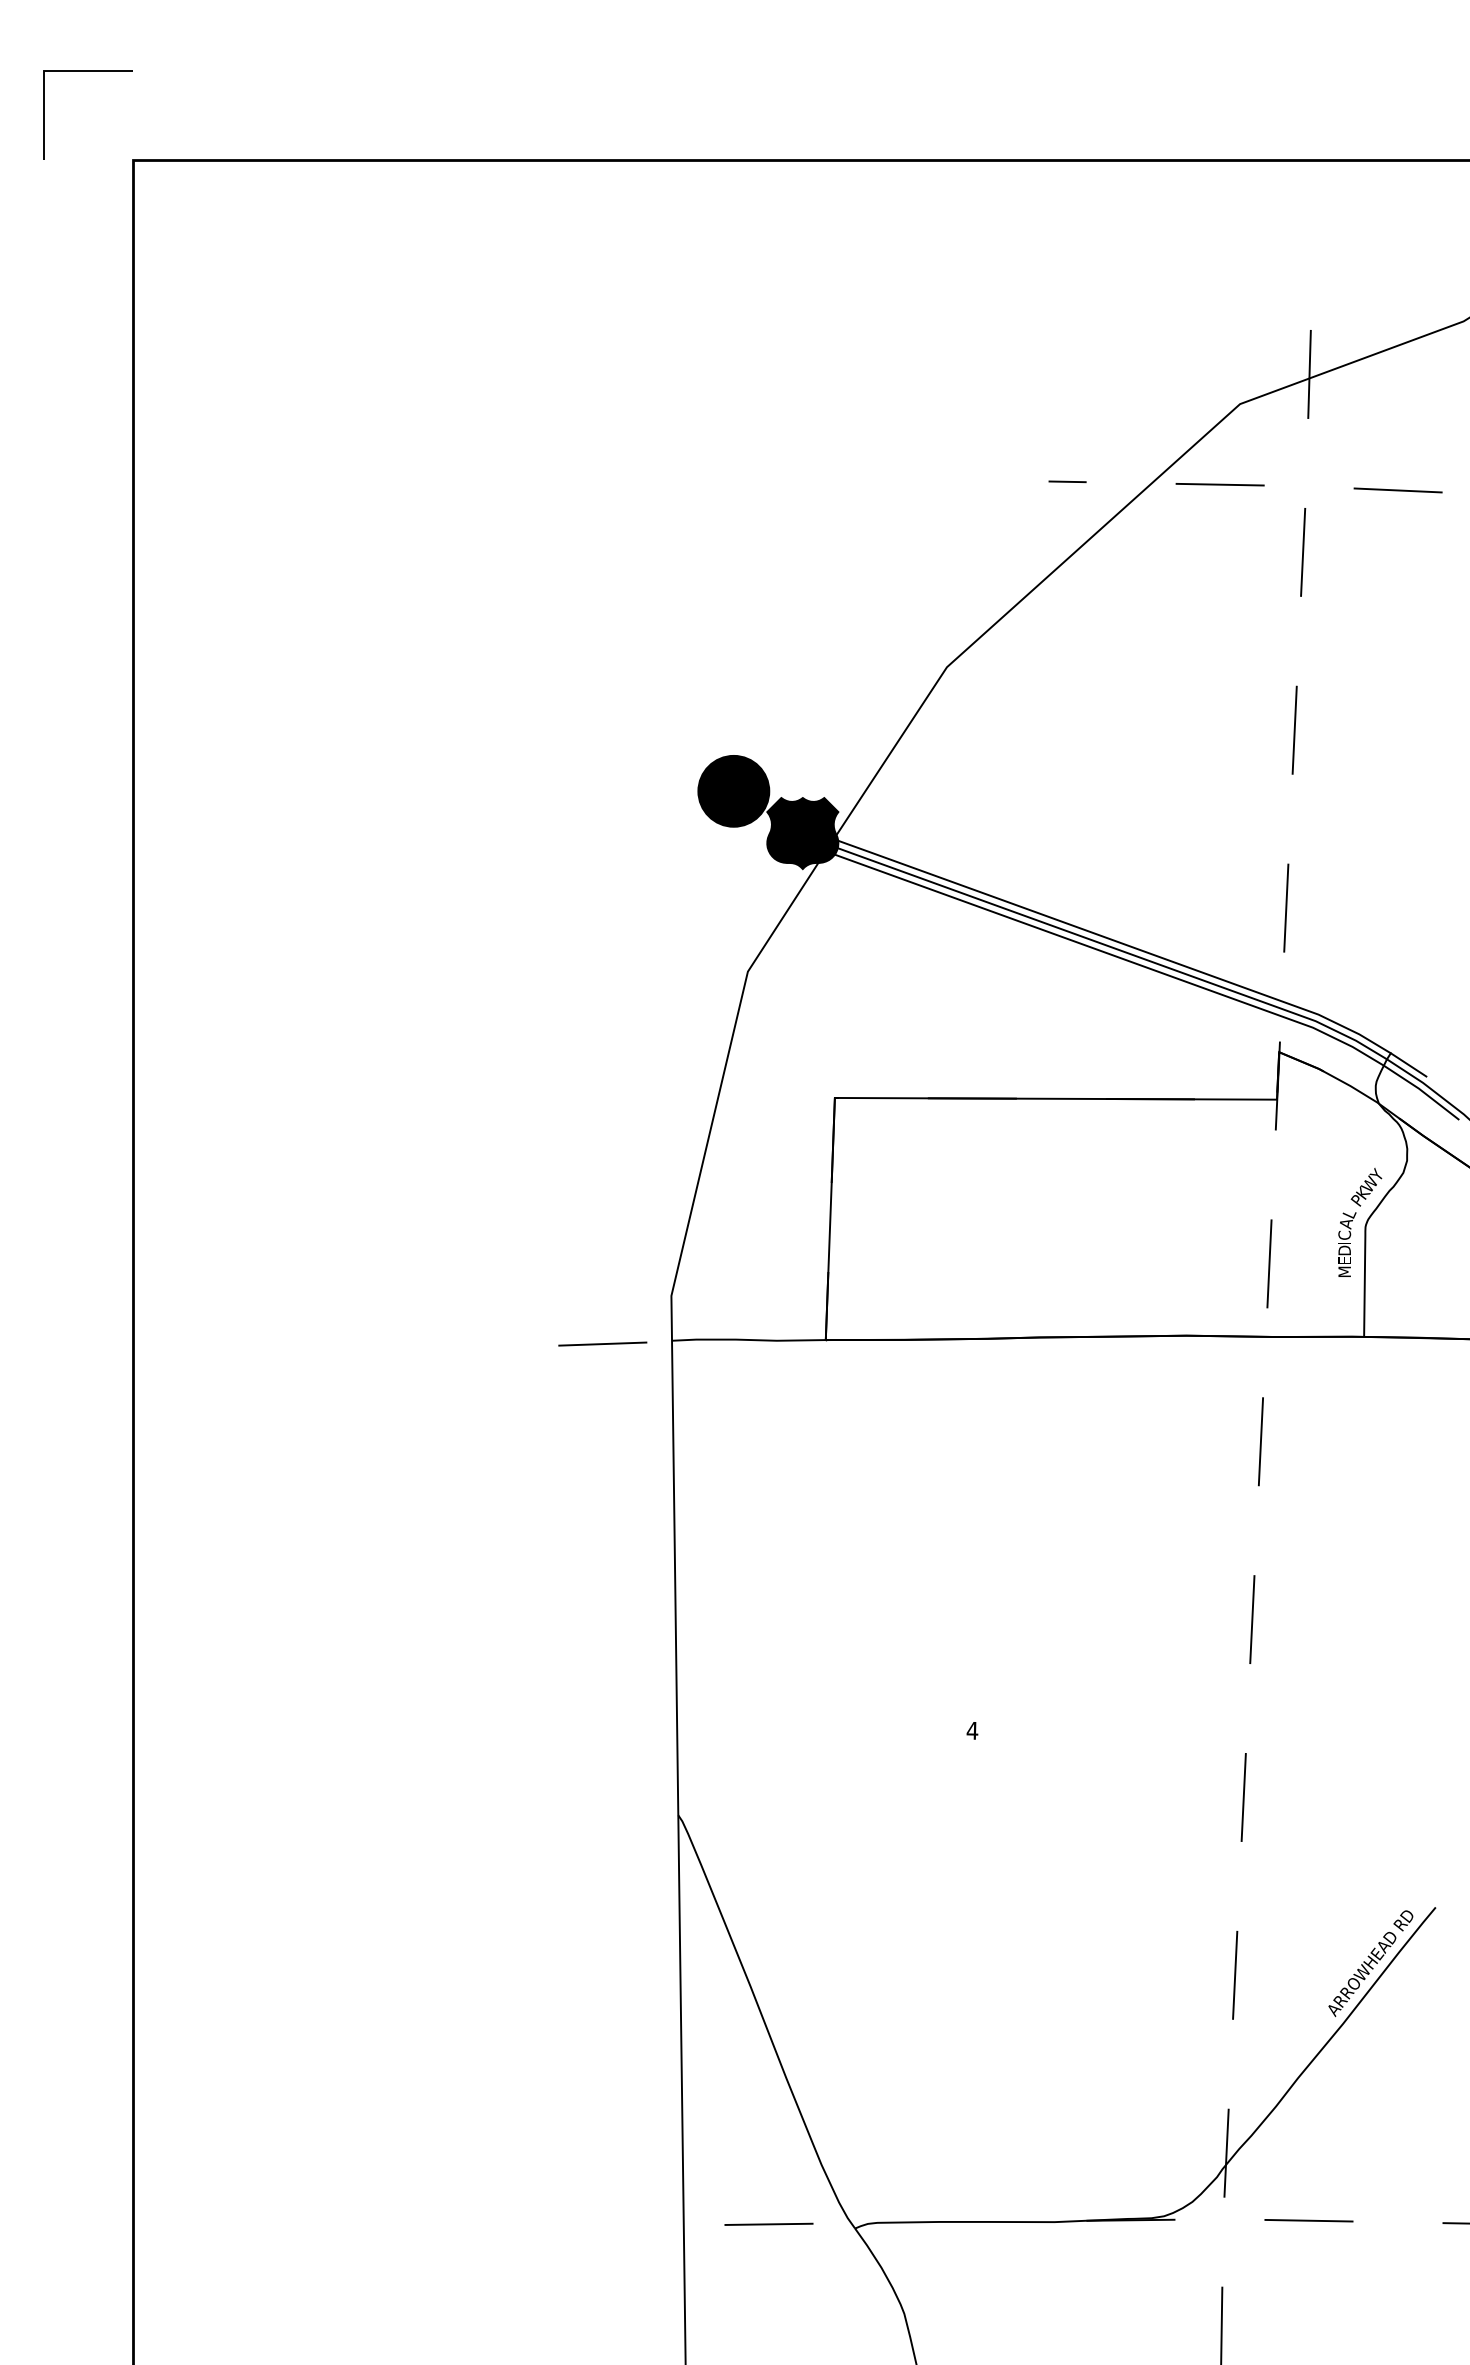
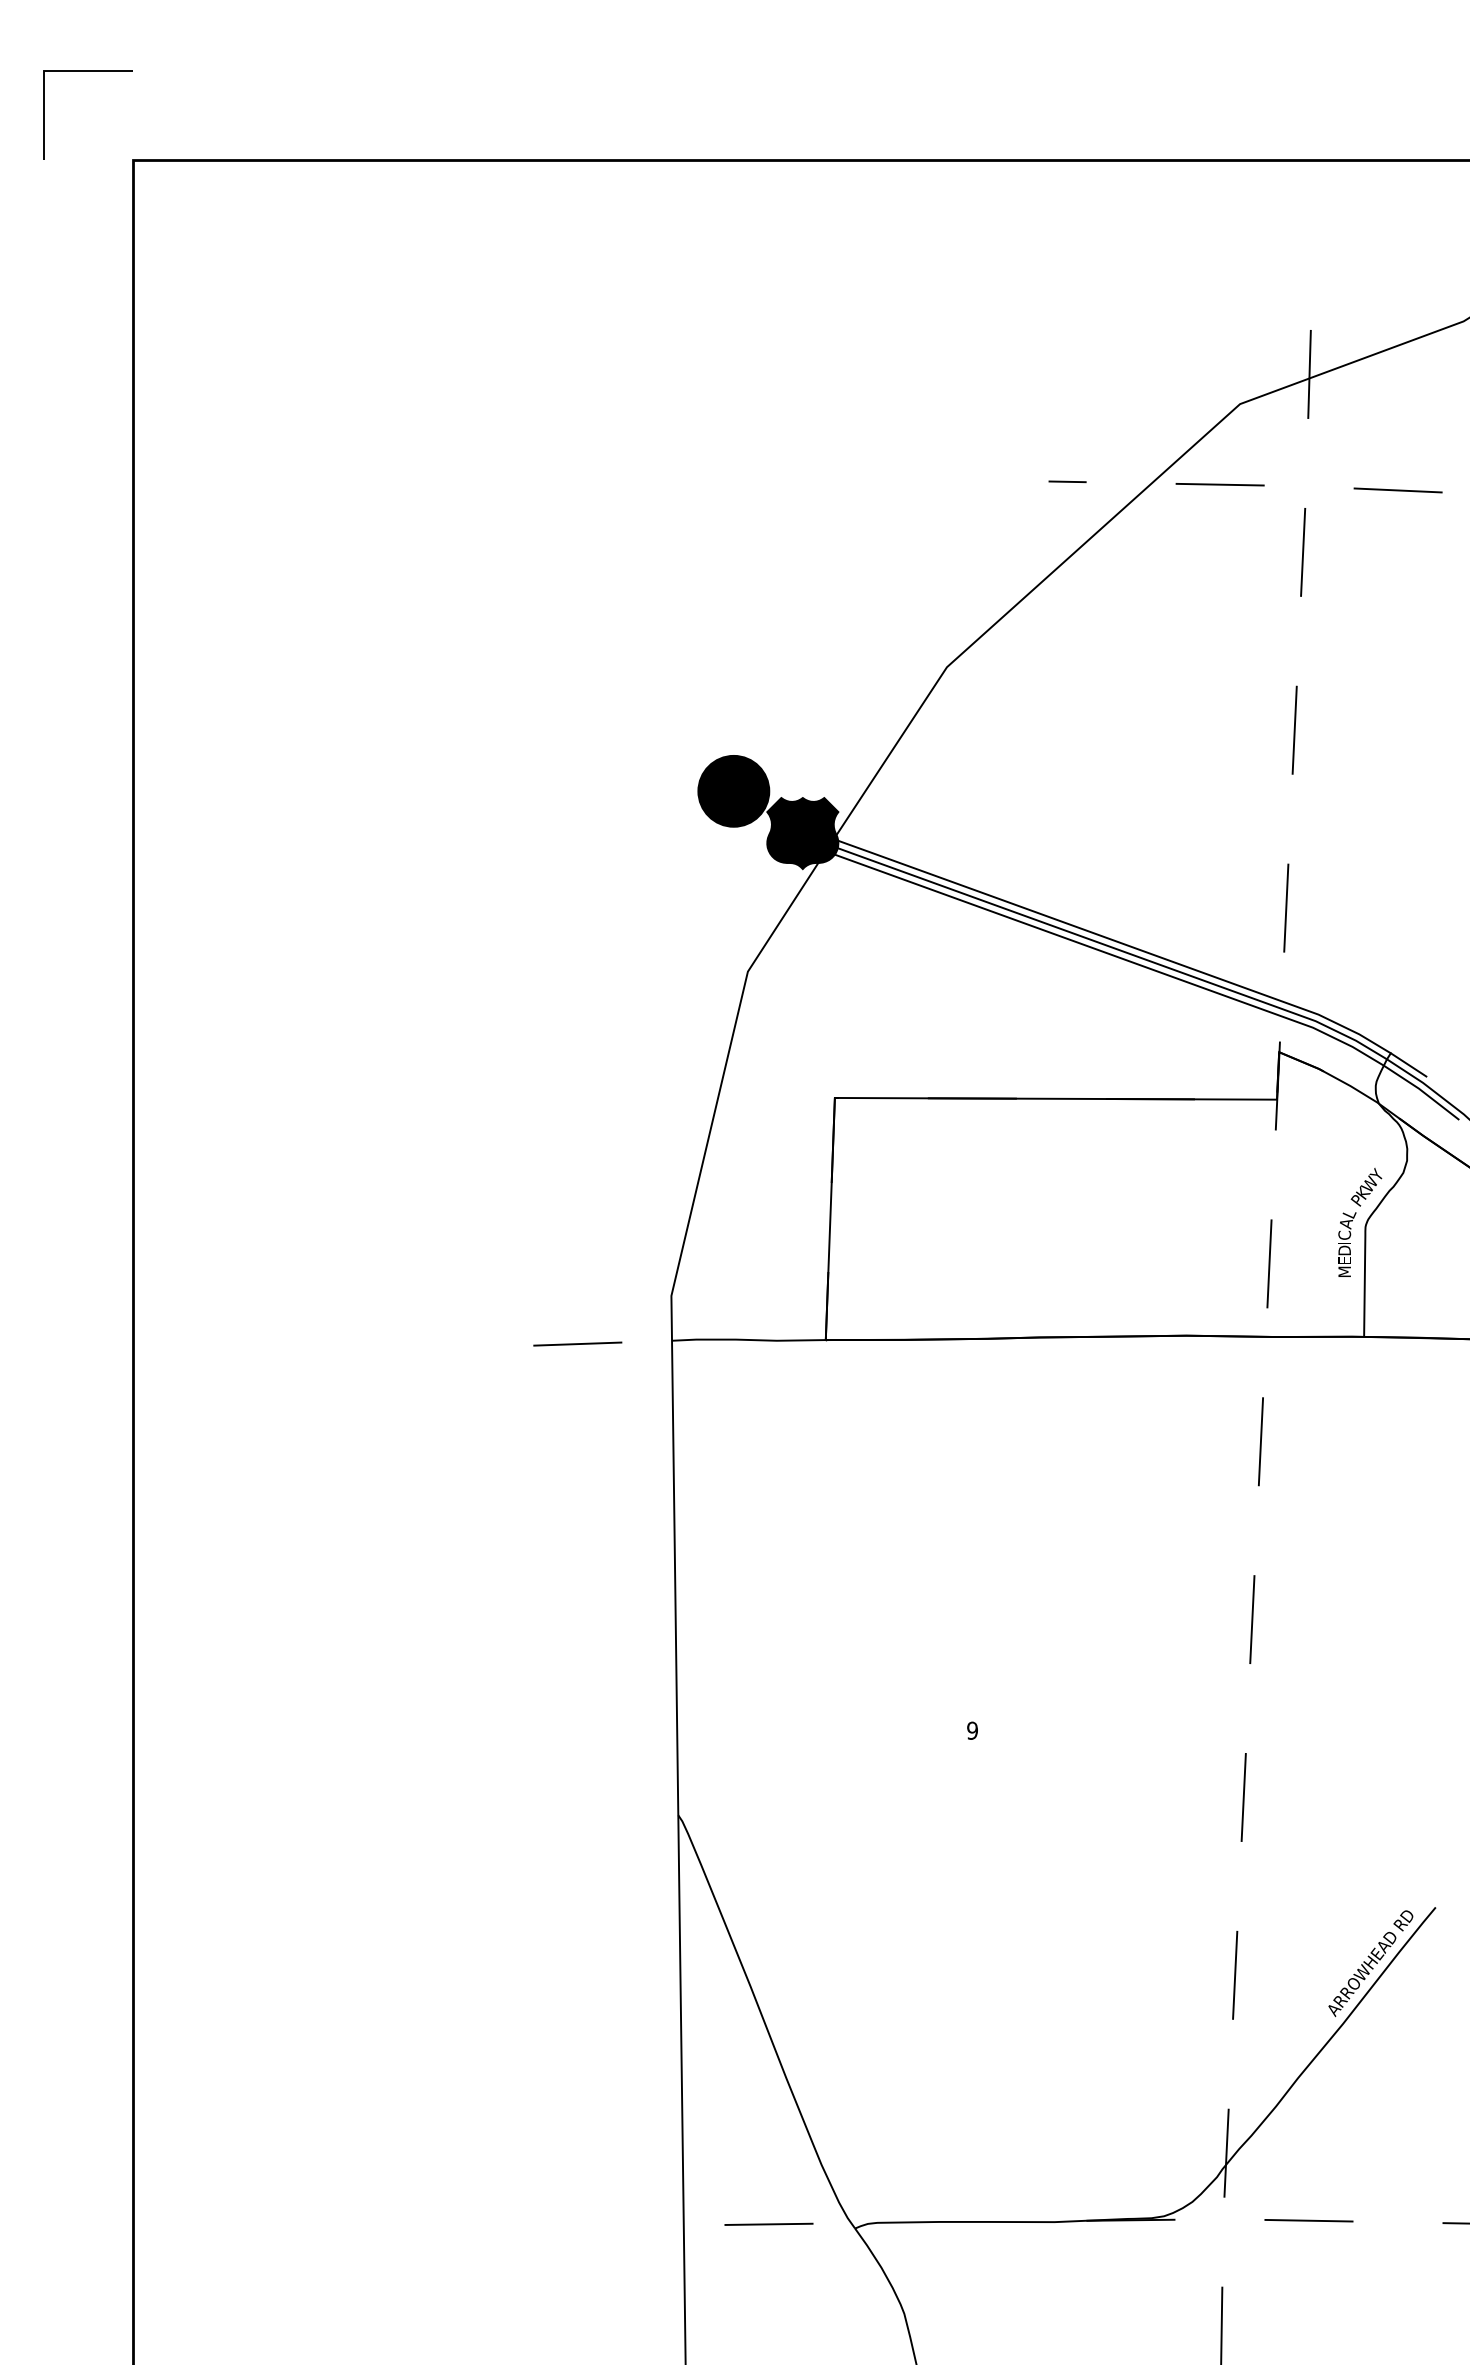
line position: (602, 1343) -> (577, 1343) (577, 1343)
text: 4 -> 9 (972, 1730)
